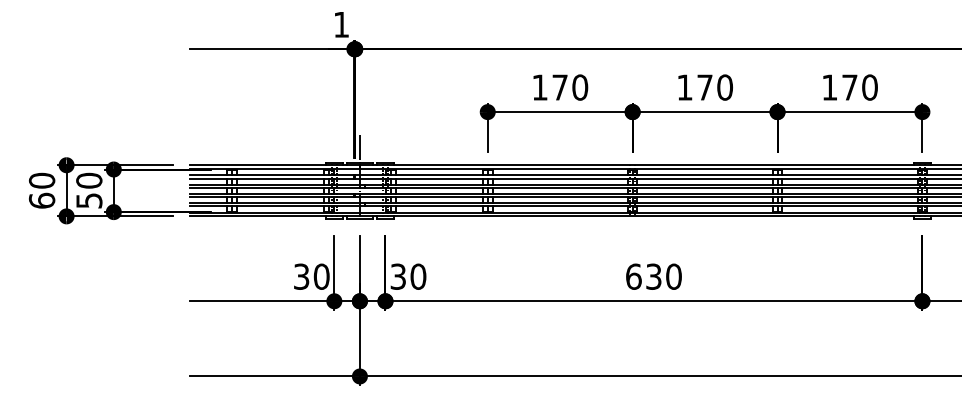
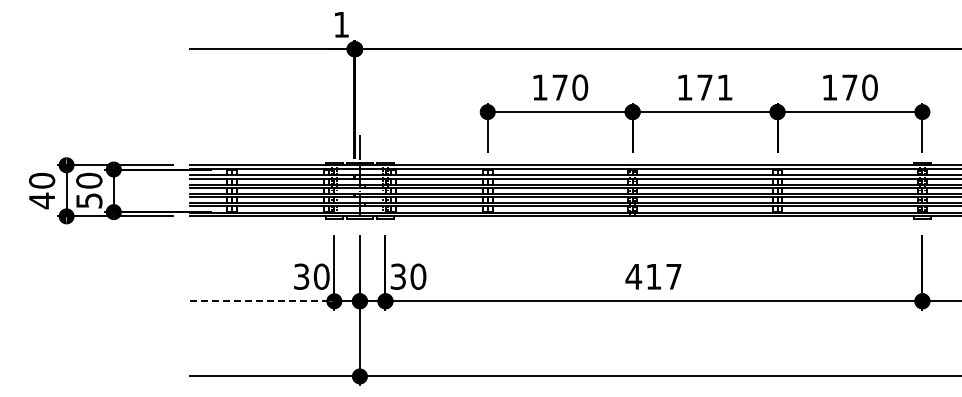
text: 170 -> 171 (725, 87)
text: 60 -> 40 (41, 200)
text: 630 -> 417 (653, 276)
line: solid -> dashed (262, 301)
